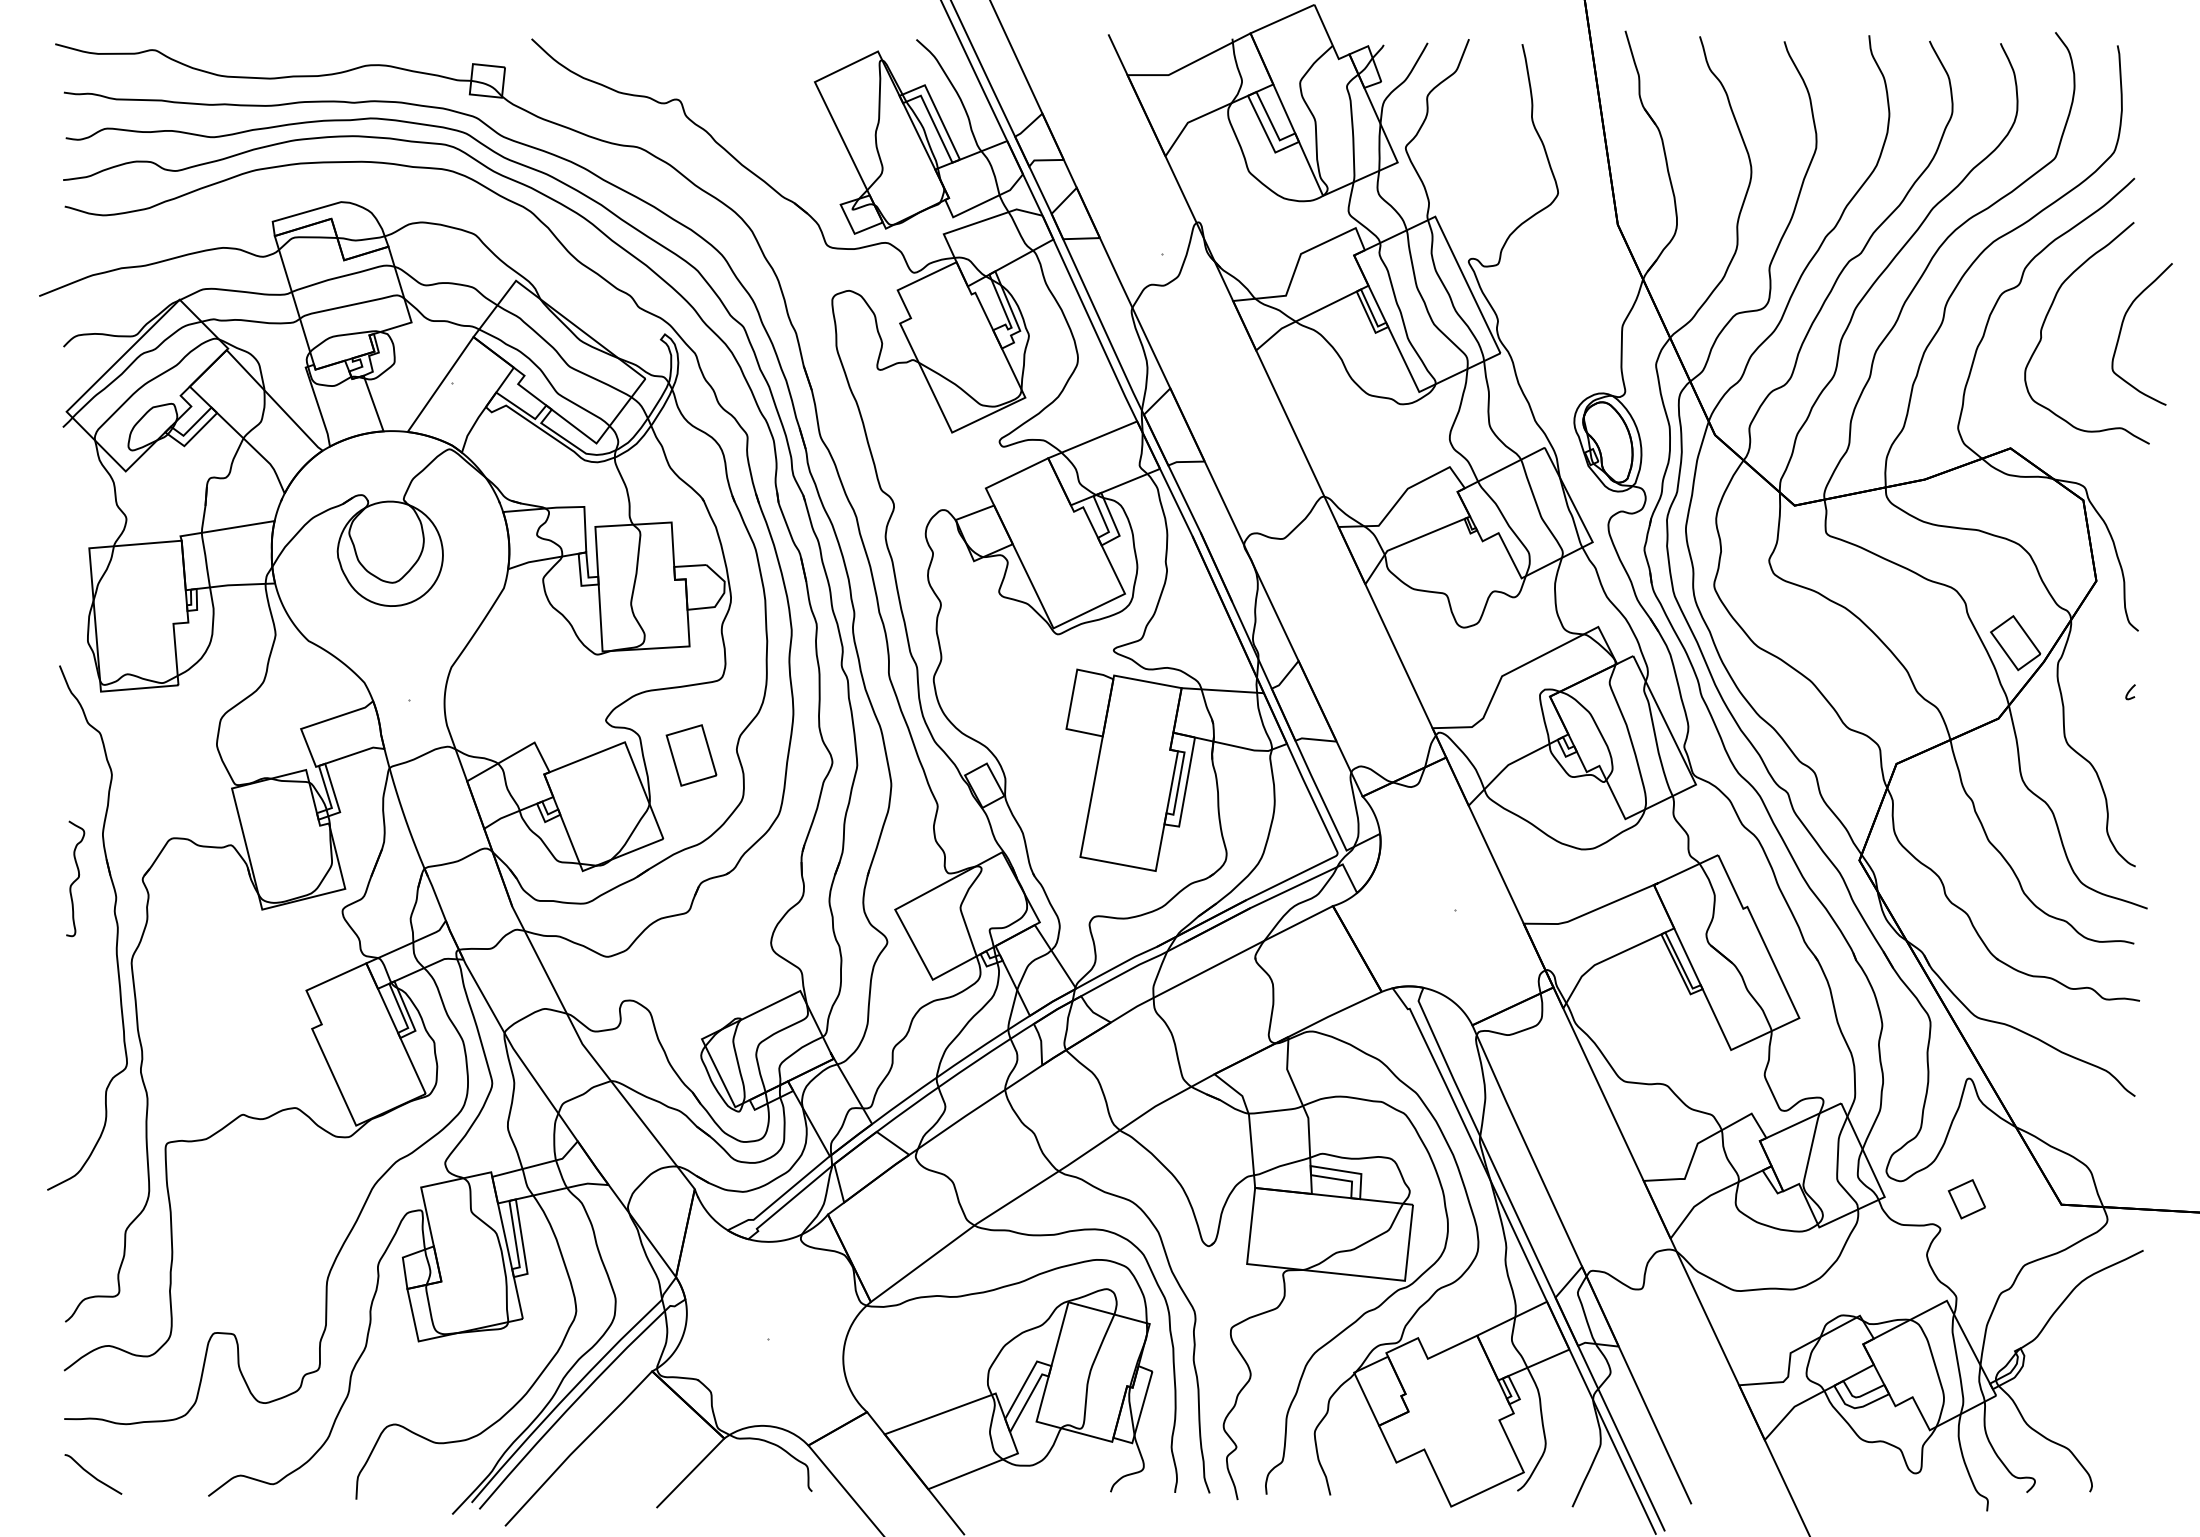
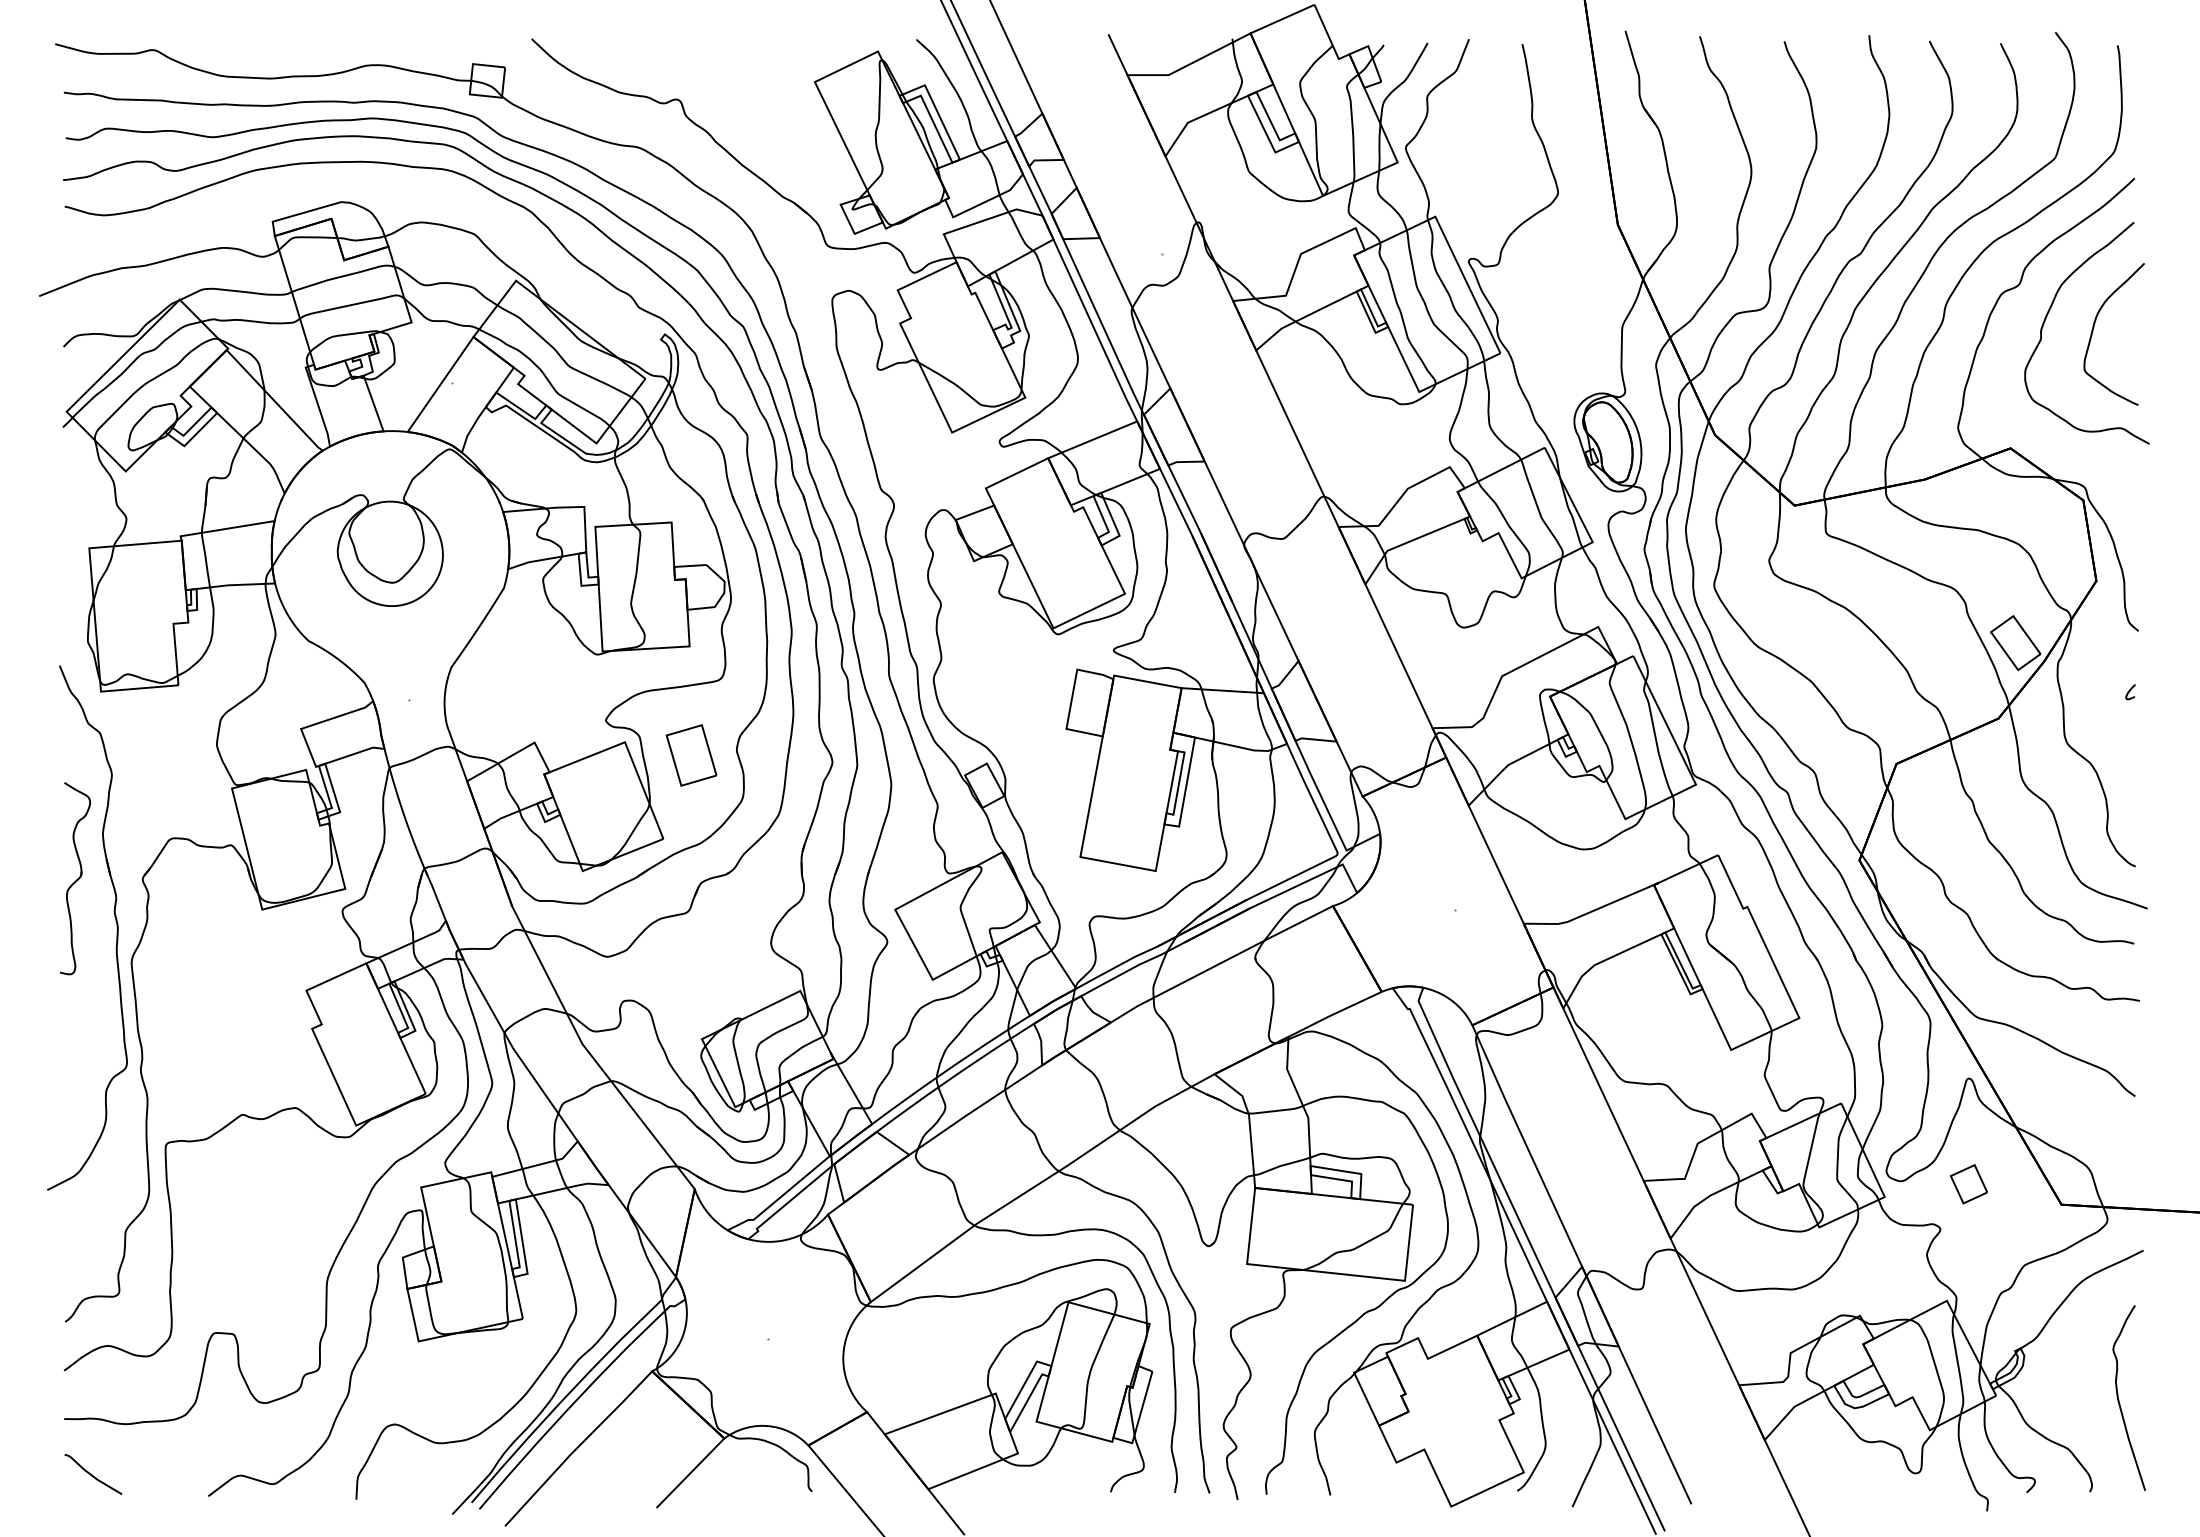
curve position: (2121, 331) -> (2093, 331) (2093, 331)
part size: 20x118 px -> 31x194 px (75, 878)
part position: (1966, 1199) -> (1968, 1184) (1968, 1184)
curve: none -> present (2119, 1399)
